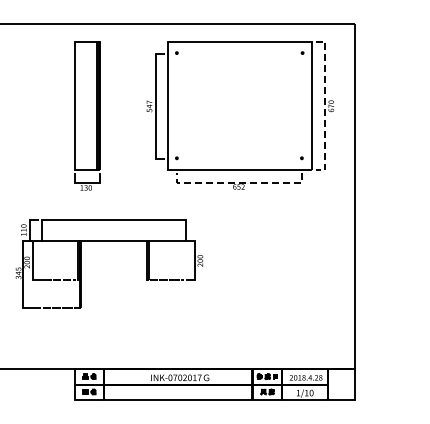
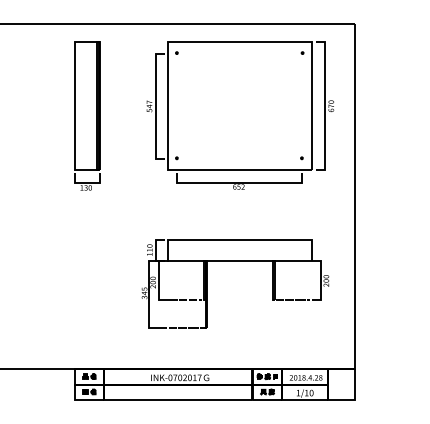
line: dashed -> solid (325, 106)
line: dashed -> solid (239, 182)
part position: (109, 241) -> (235, 261) (235, 261)
